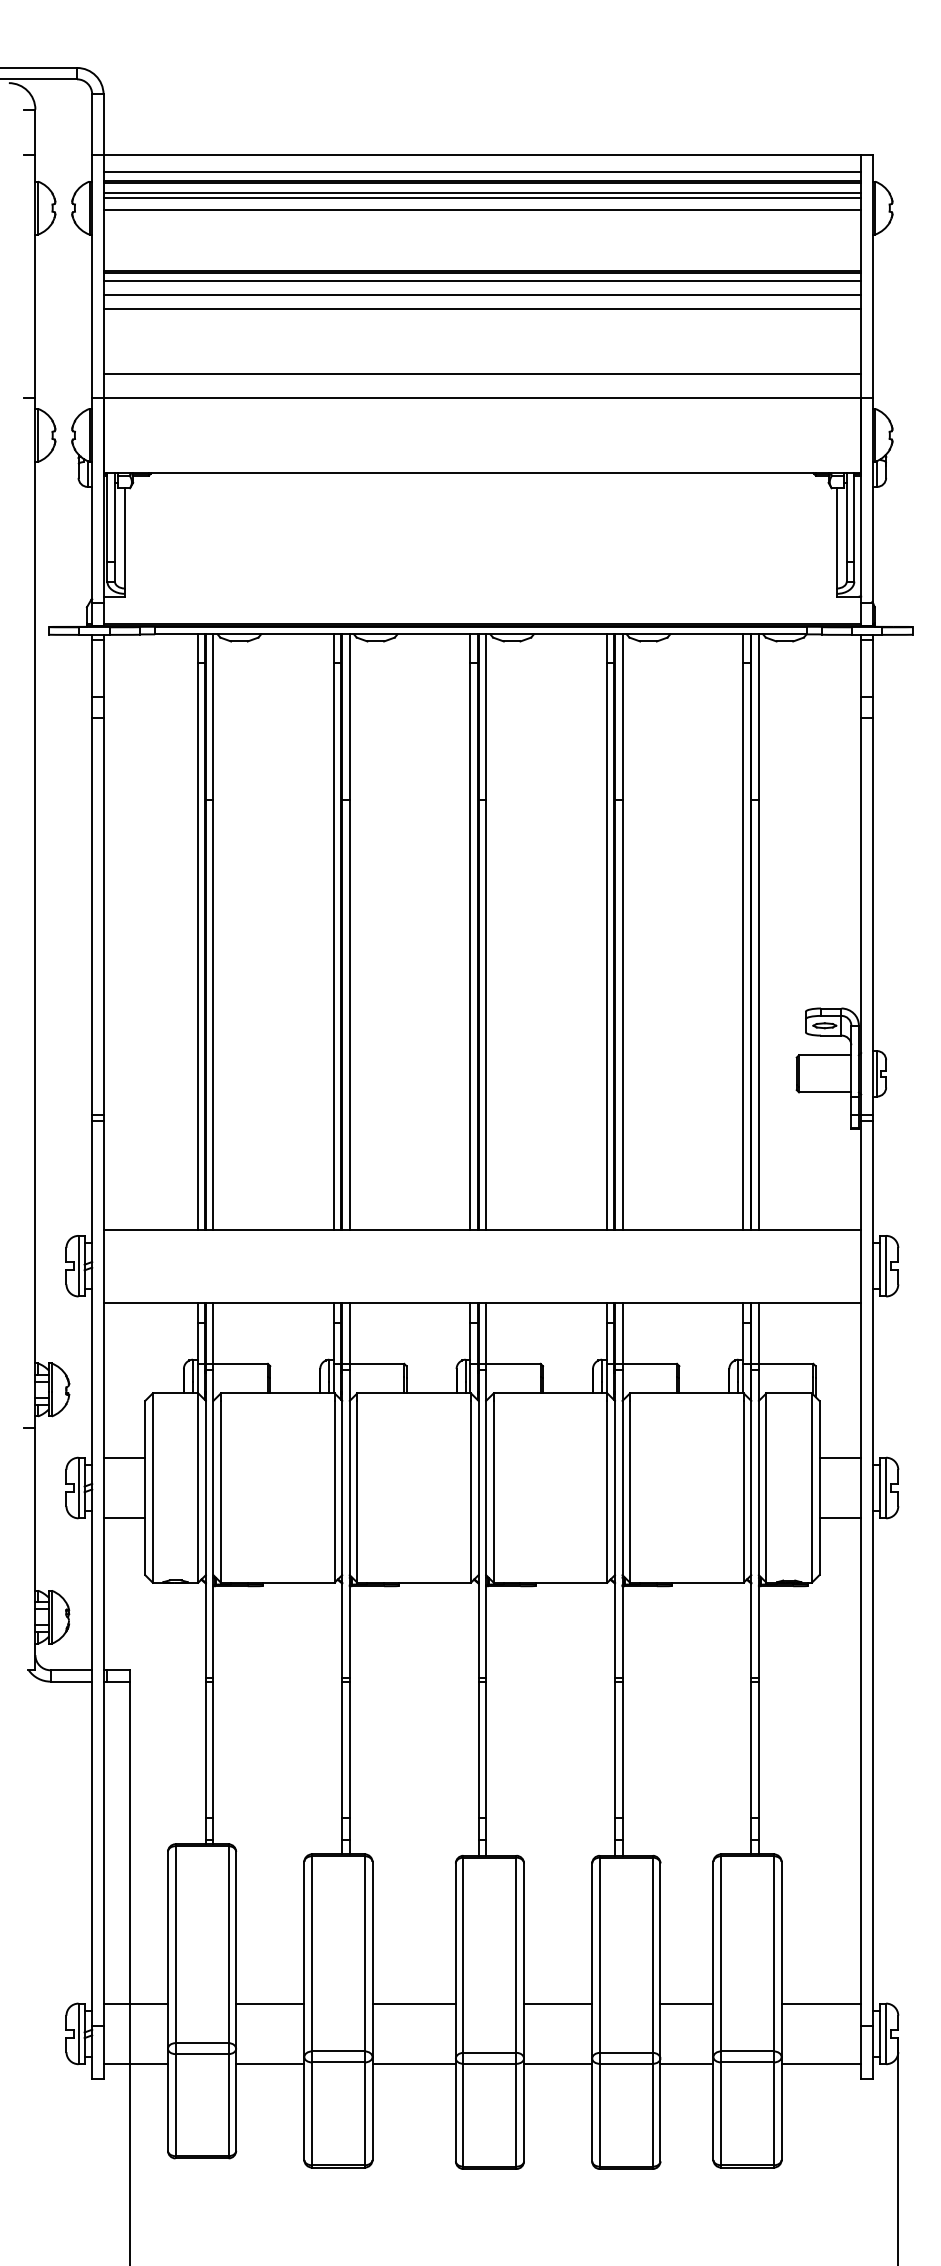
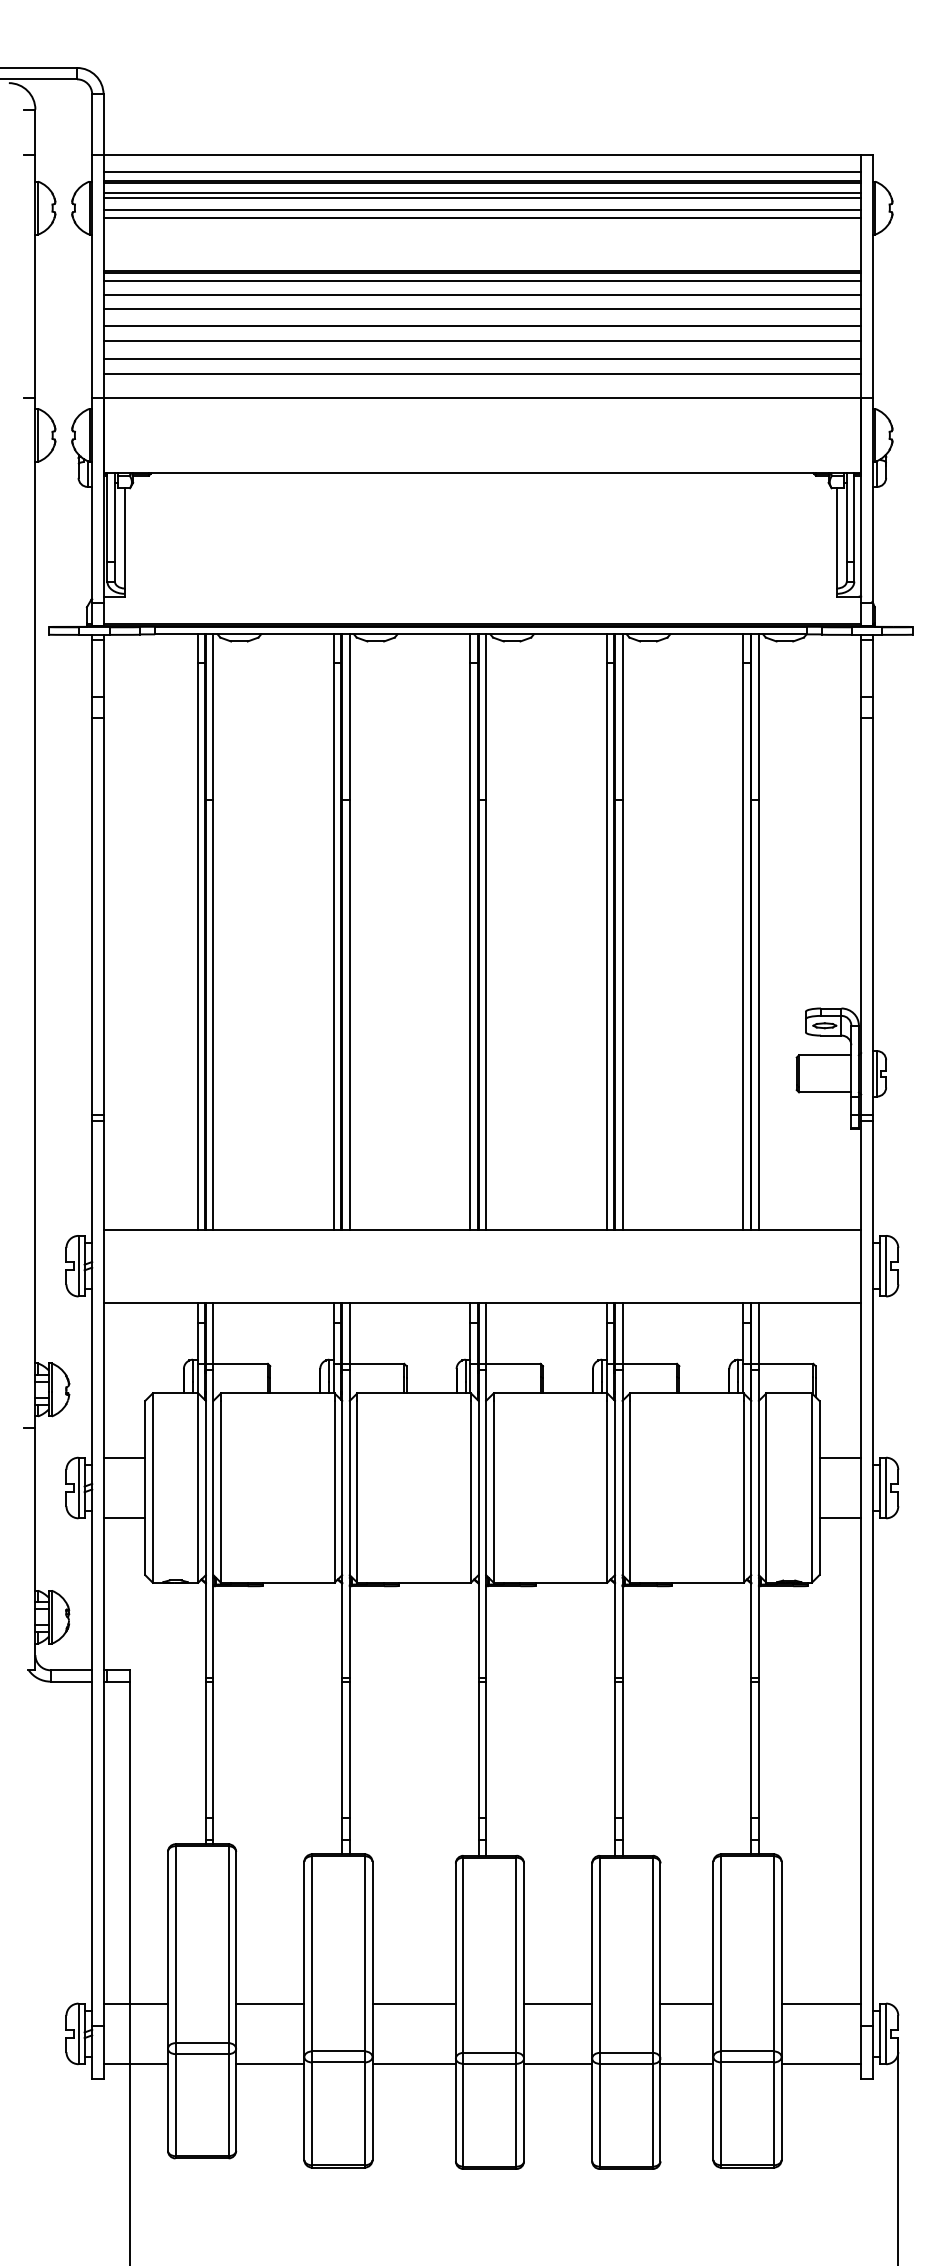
line: none -> present (482, 217)
line: none -> present (482, 326)
line: none -> present (482, 340)
line: none -> present (482, 359)
